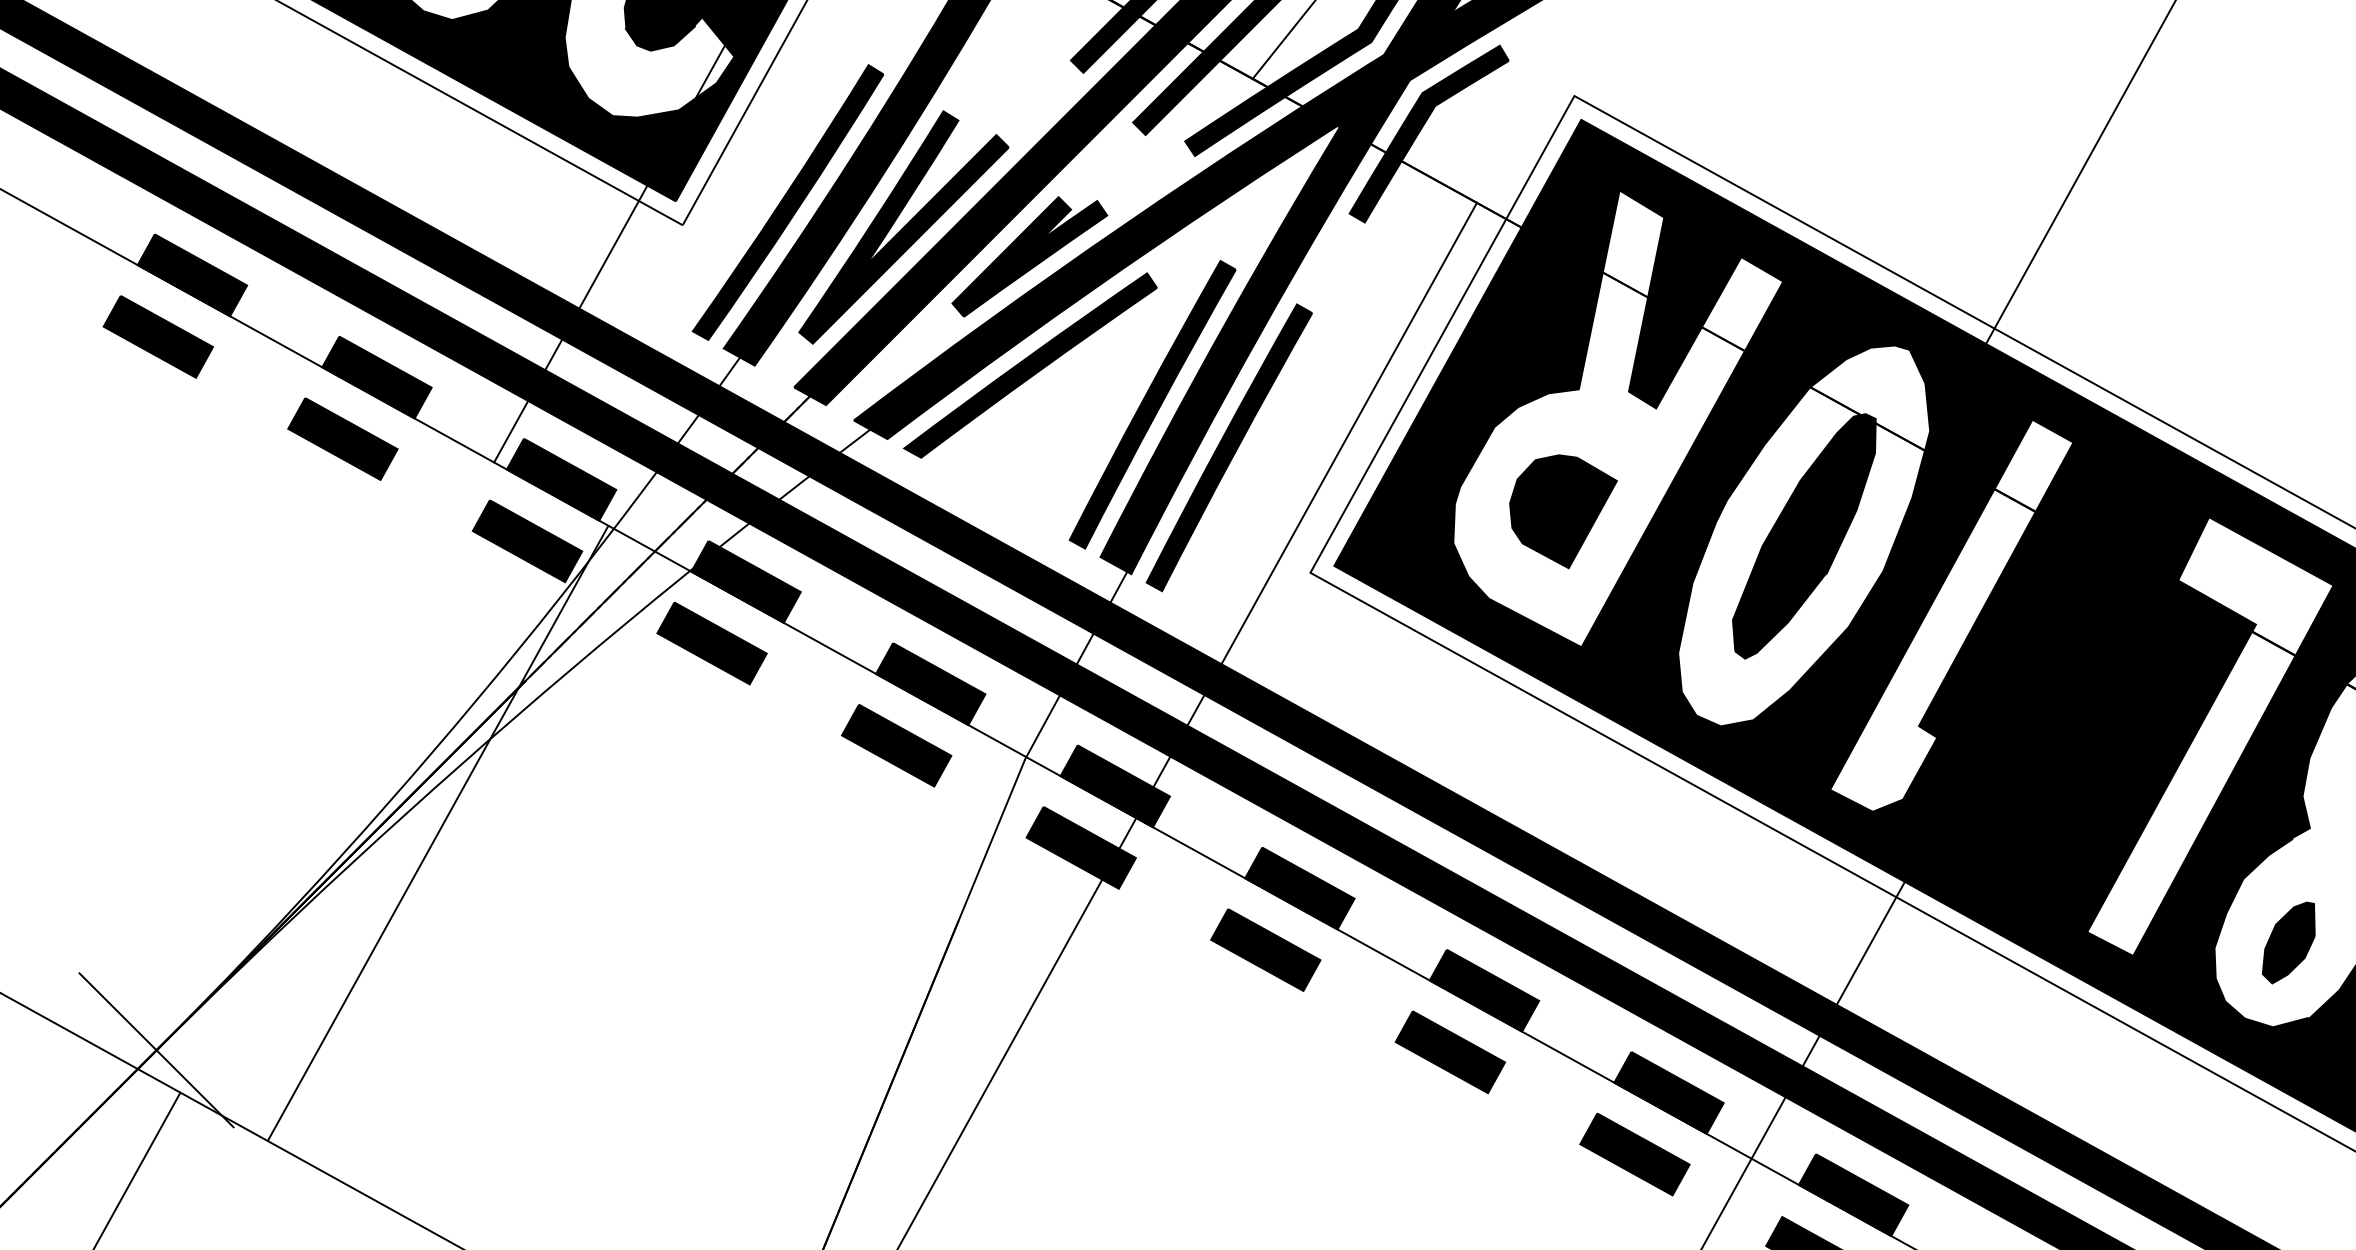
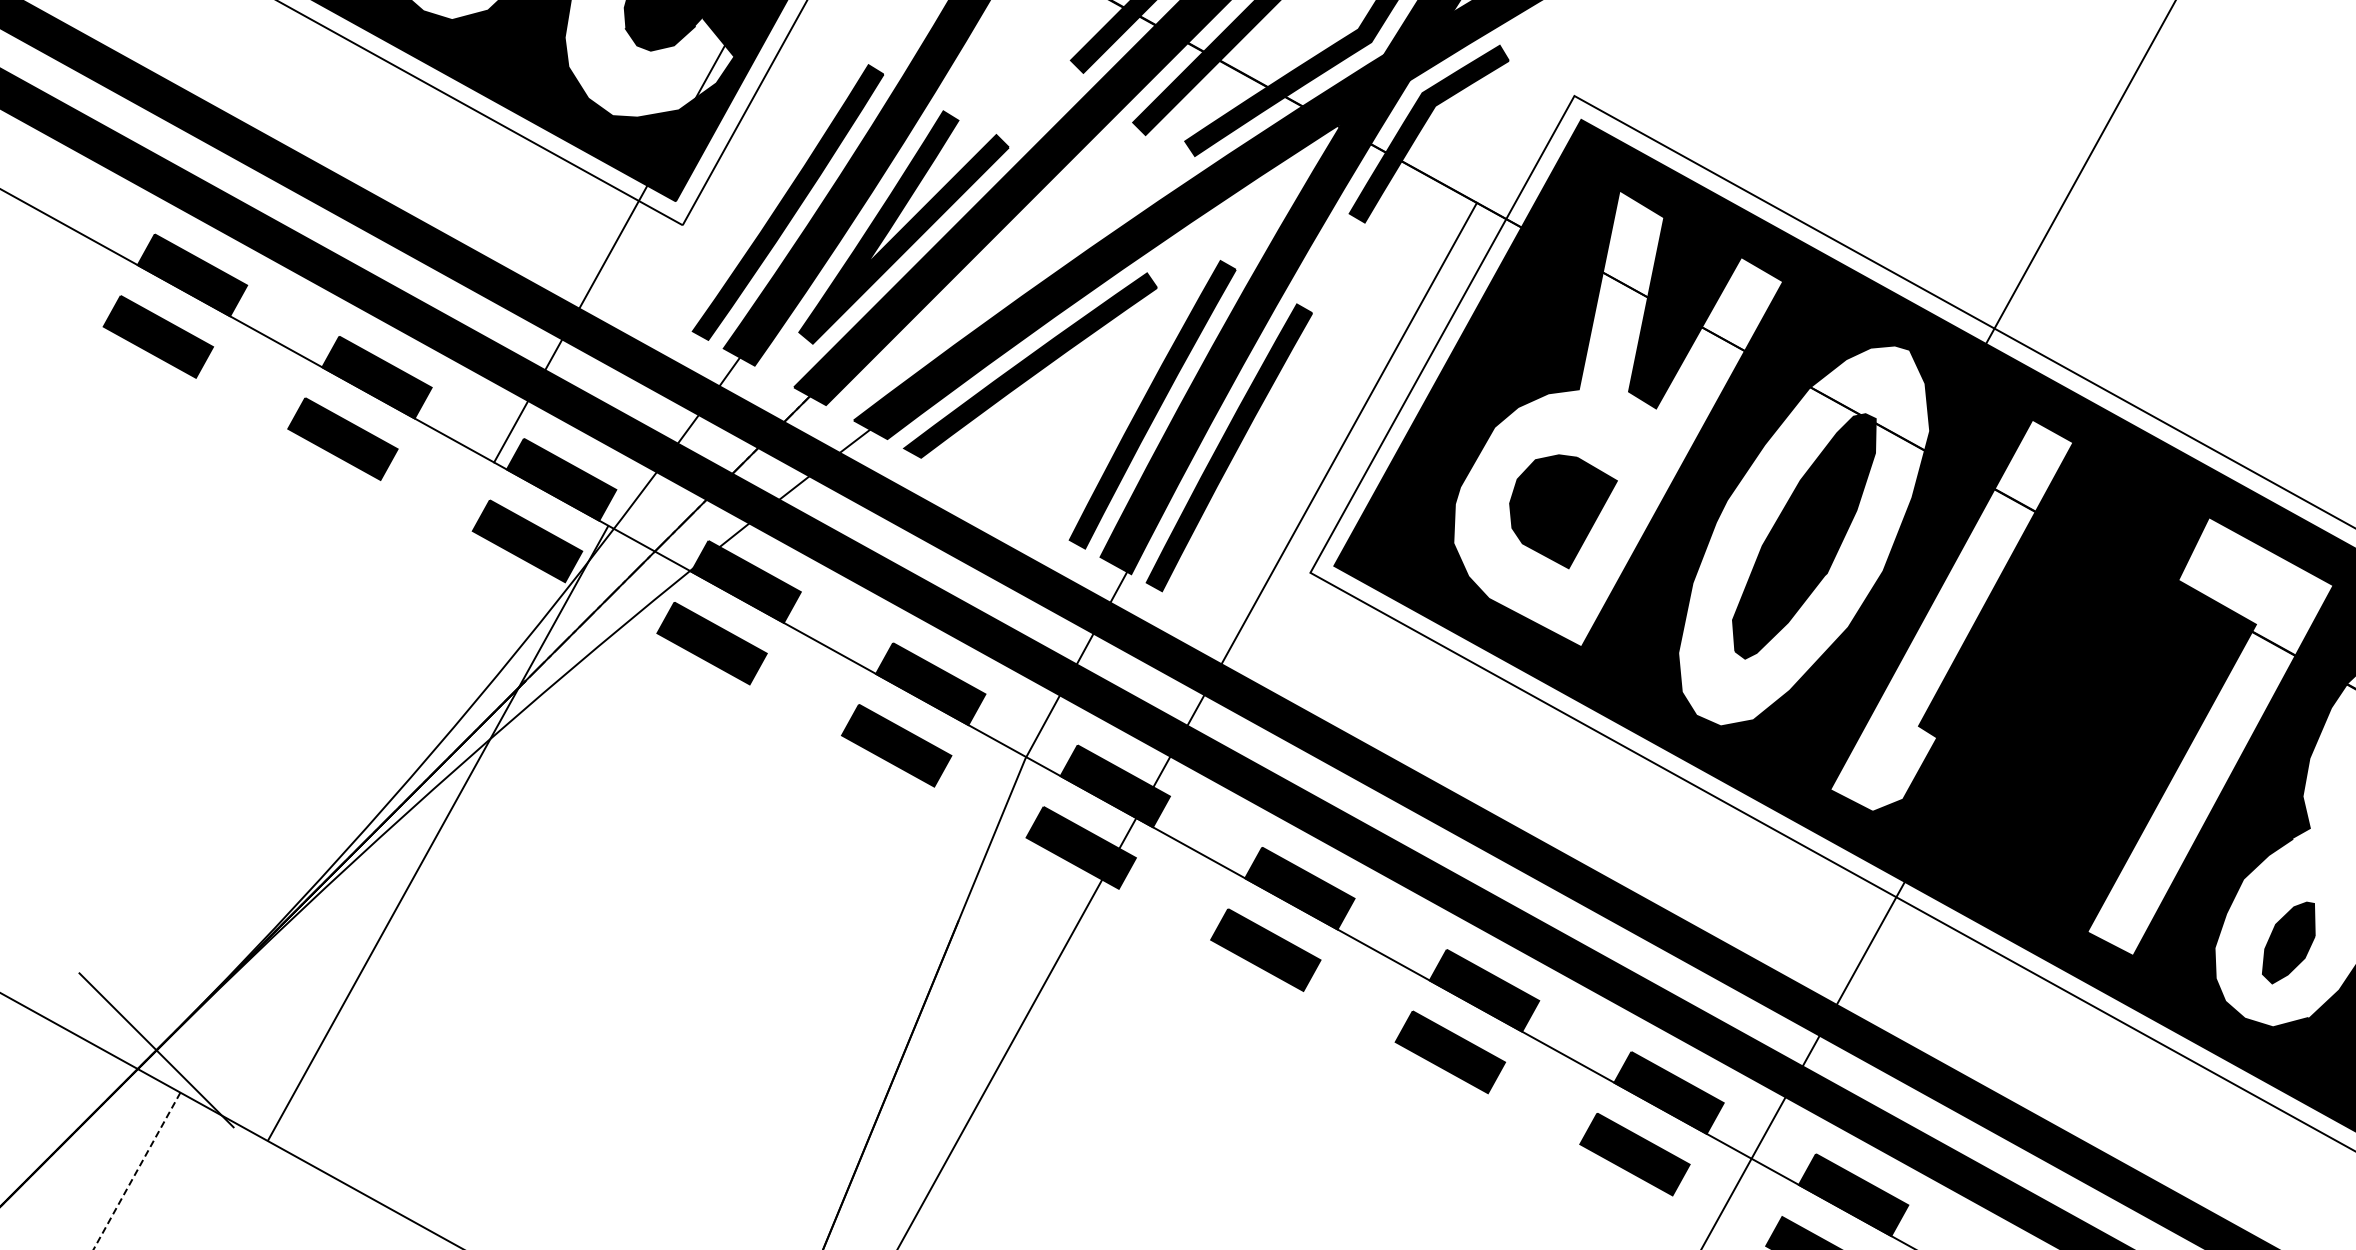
line: present -> none (1282, 40)
part: present -> none (1029, 256)
line: solid -> dashed (137, 1171)
